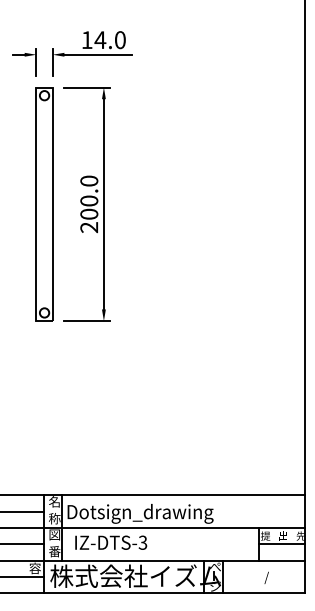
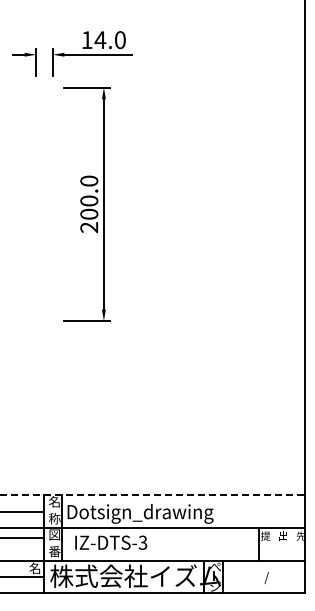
part: present -> none (44, 204)
line: solid -> dashed (153, 495)
line position: (22, 544) -> (22, 538) (22, 538)
line: present -> none (281, 544)
text: 容 -> 名 (34, 568)
